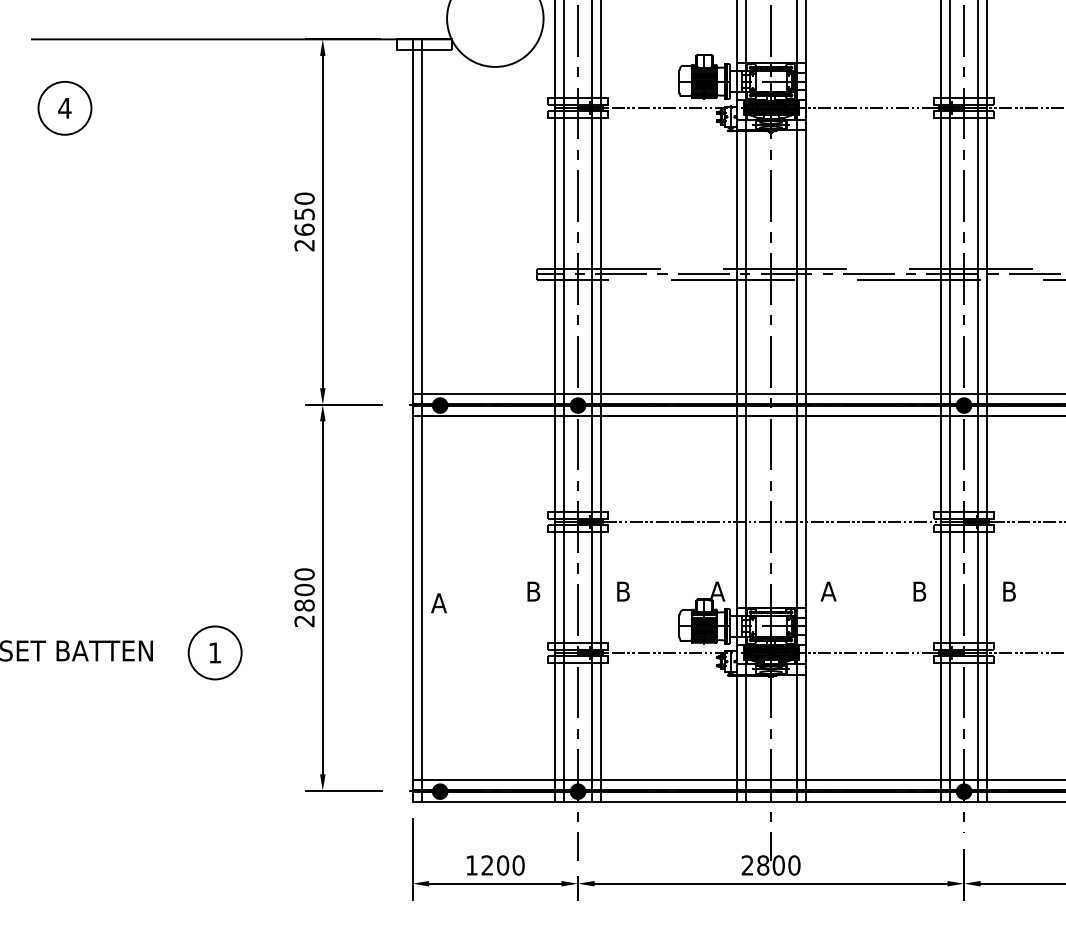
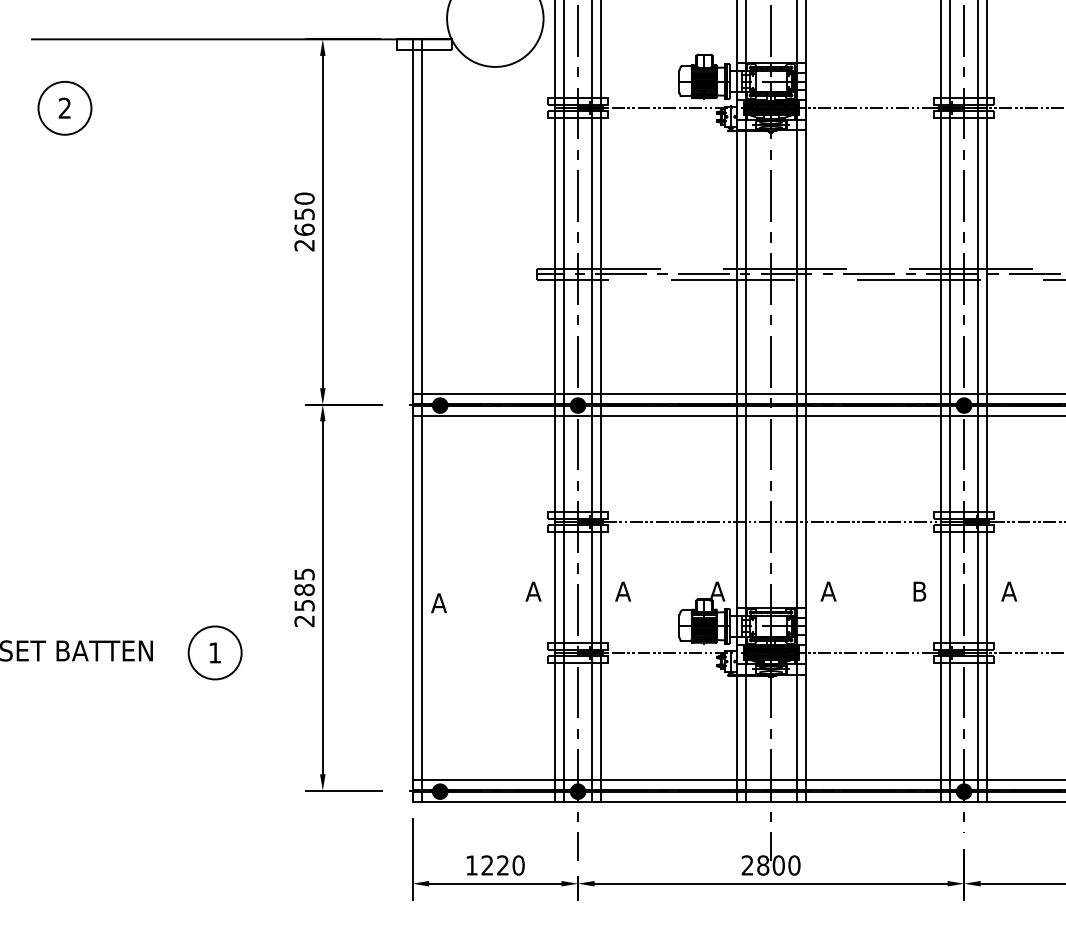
text: 4 -> 2 (64, 107)
text: 2800 -> 2585 (304, 589)
text: B -> A (533, 591)
text: B -> A (623, 591)
text: B -> A (1009, 591)
text: 1200 -> 1220 (503, 865)
